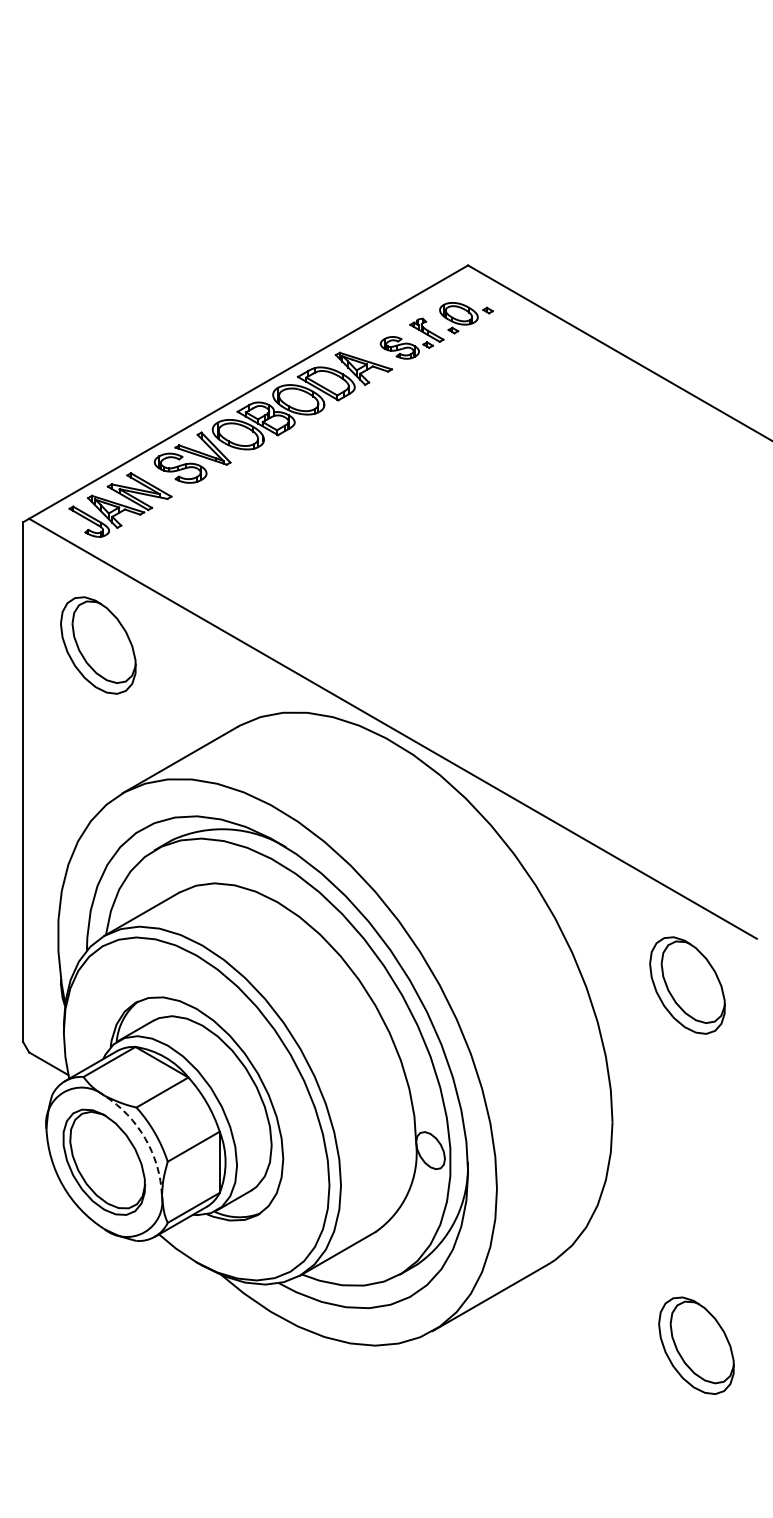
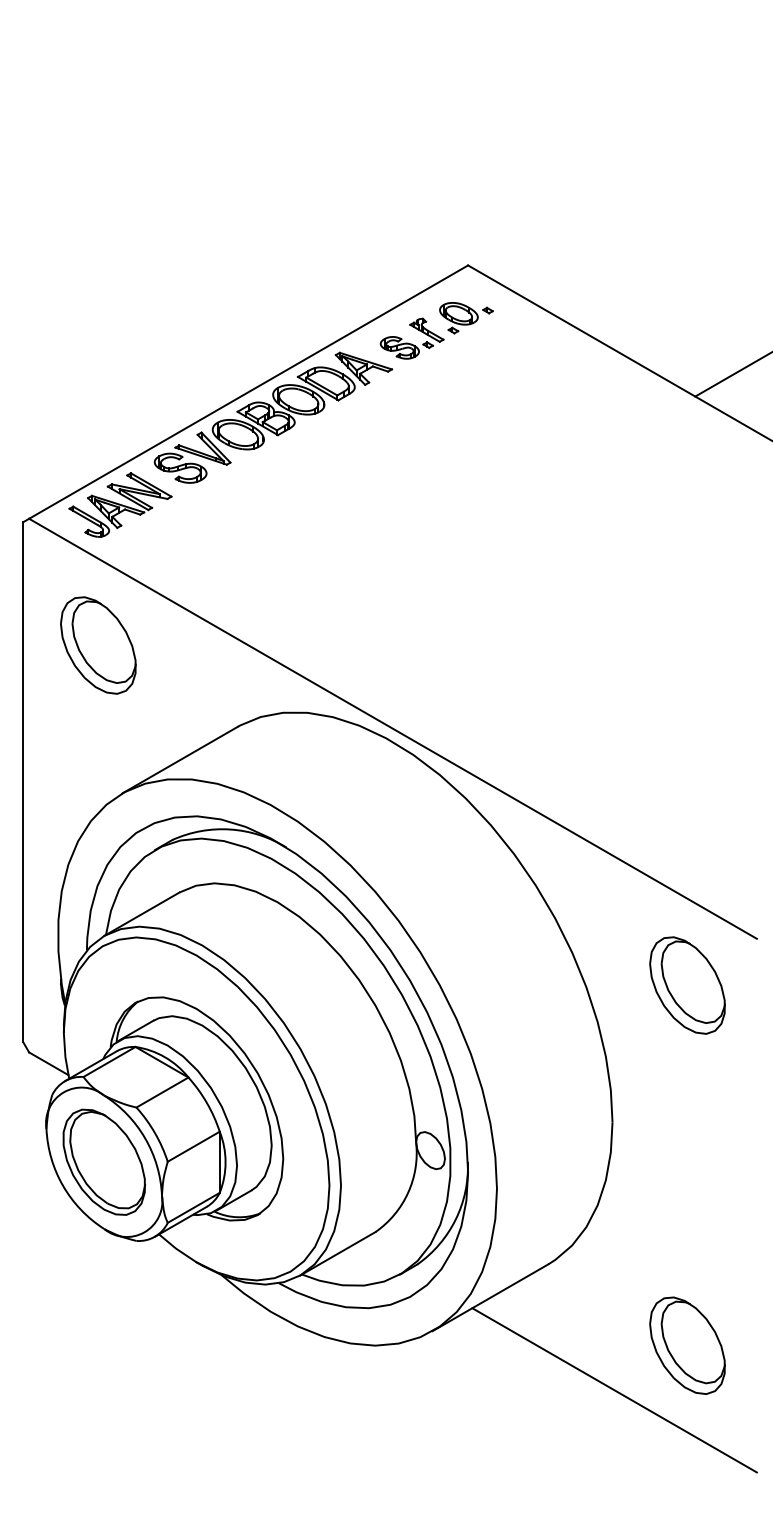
line: none -> present (732, 374)
arc: dashed -> solid (145, 1138)
part position: (696, 1345) -> (687, 1345) (687, 1345)
line: none -> present (614, 1390)
